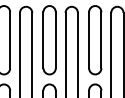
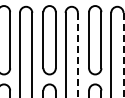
line: solid -> dashed (77, 55)
line: solid -> dashed (123, 55)
